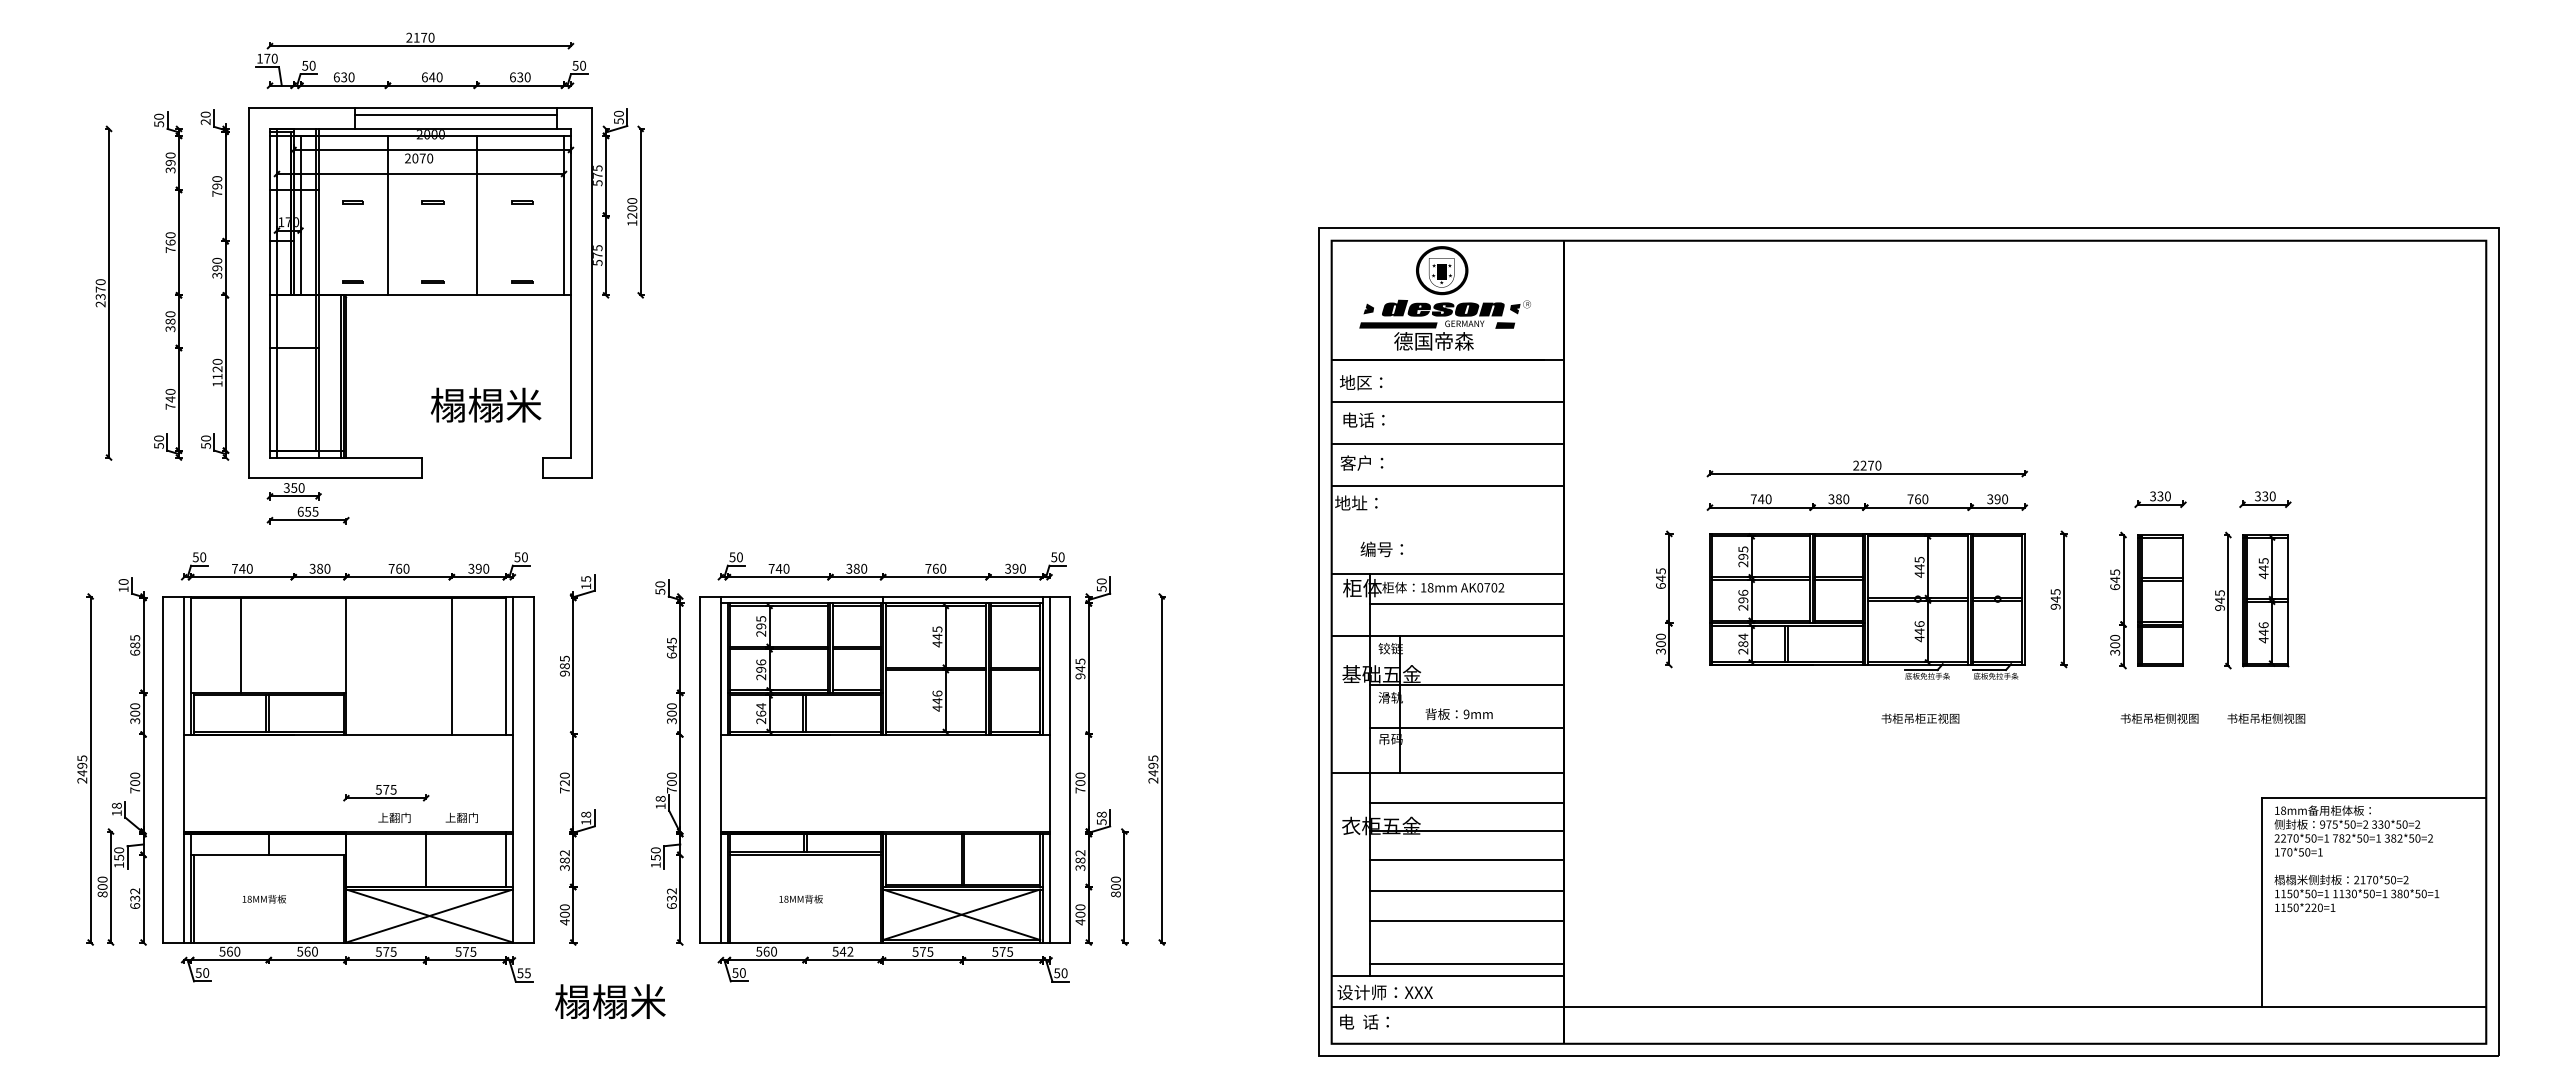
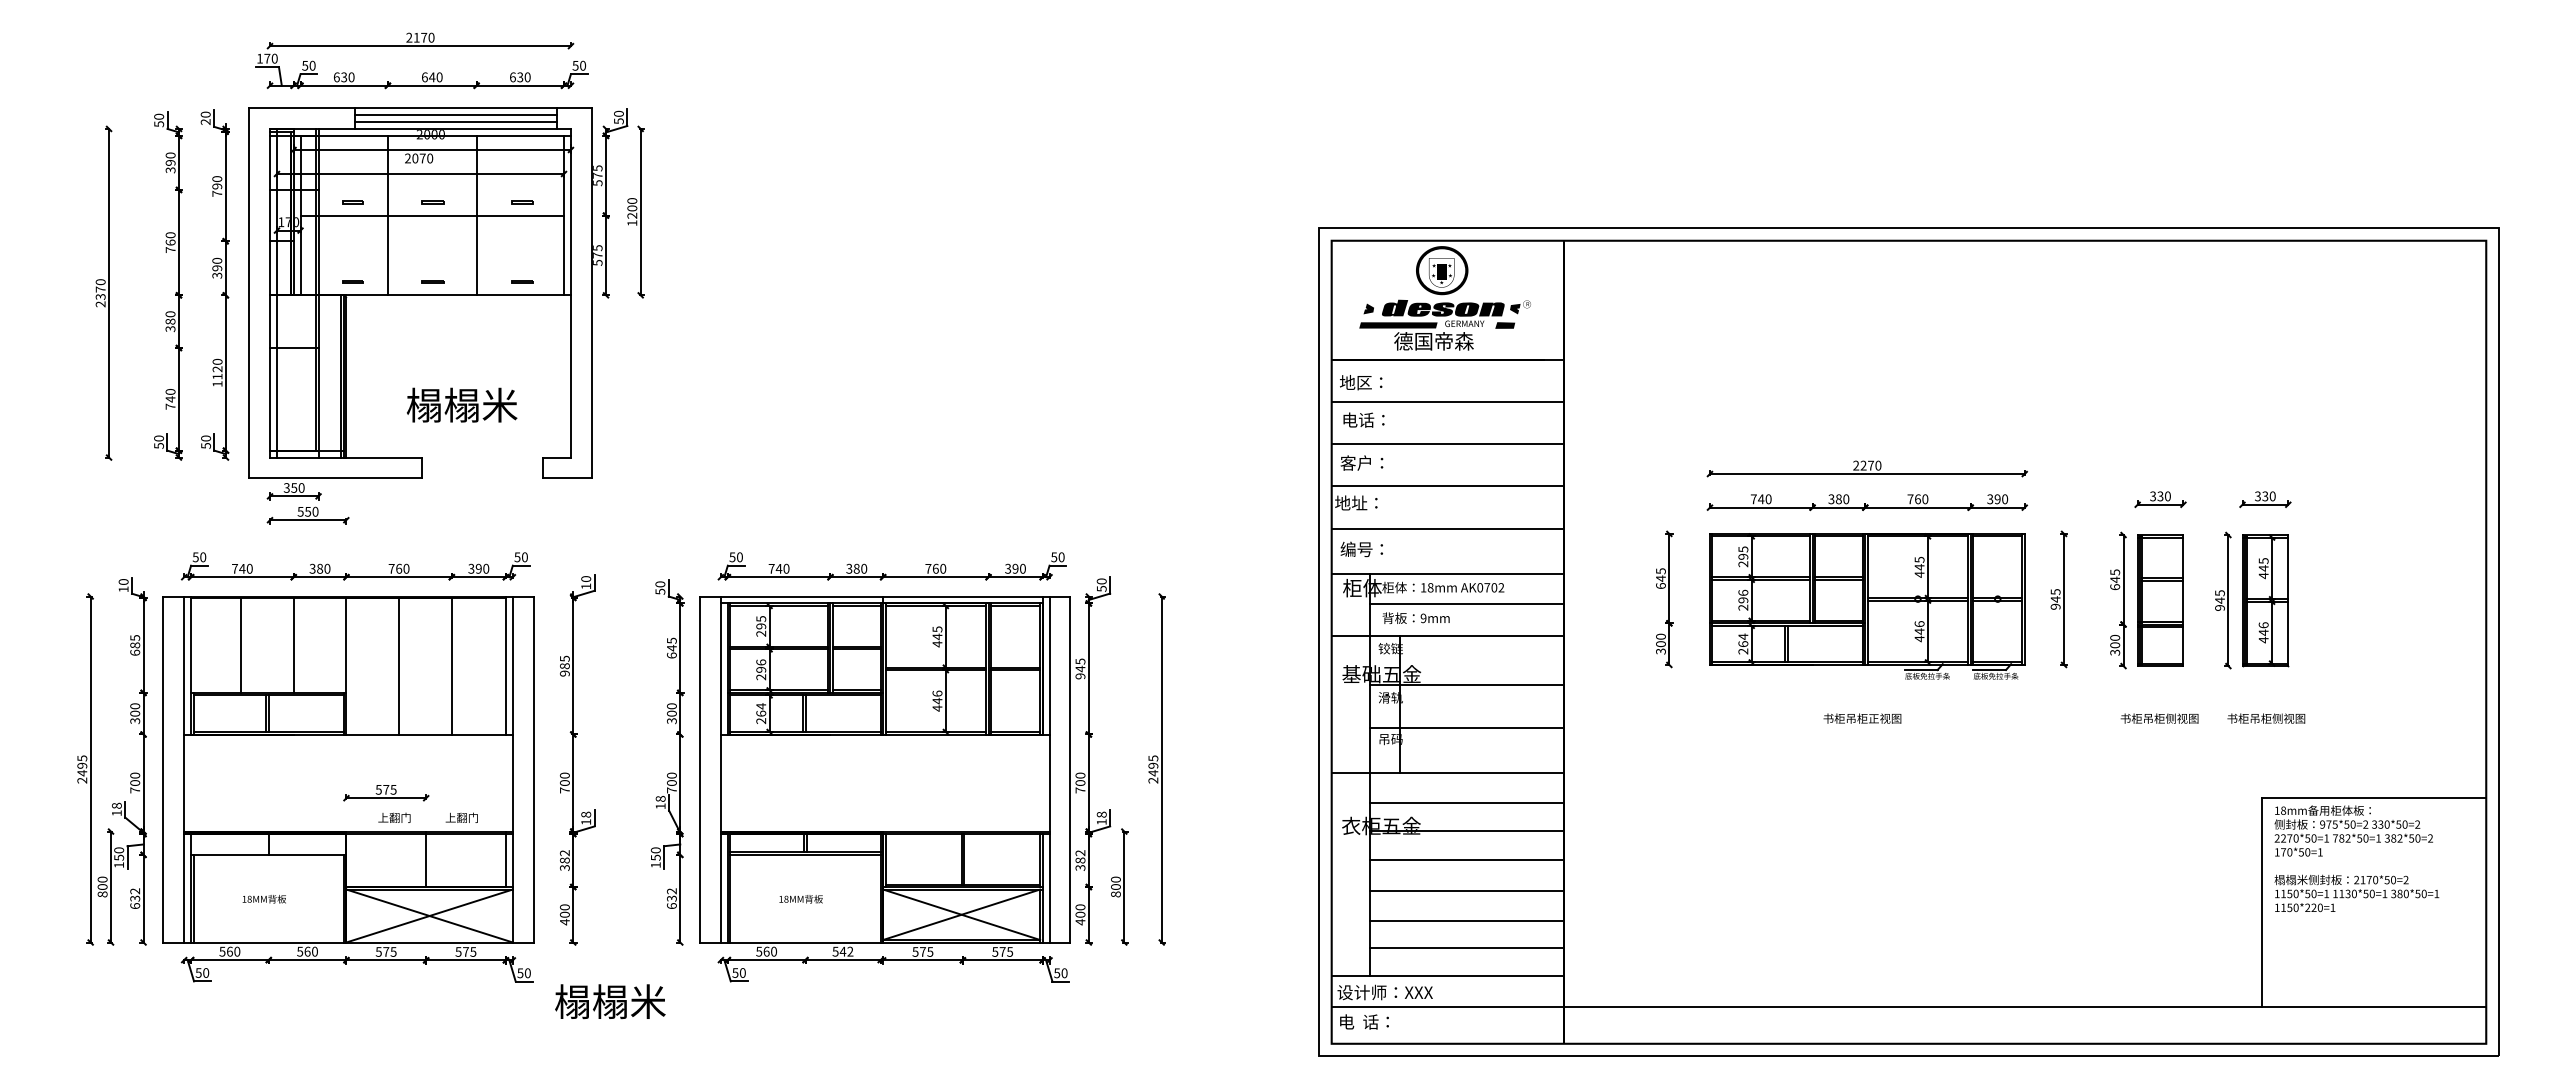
line: none -> present (456, 122)
line: none -> present (432, 215)
text position: (486, 404) -> (462, 404) (462, 404)
text: 655 -> 550 (307, 511)
line: none -> present (1447, 529)
text position: (1381, 549) -> (1361, 549) (1361, 549)
text: 15 -> 10 (586, 579)
line: none -> present (293, 644)
text: 284 -> 264 (1743, 644)
line: none -> present (399, 665)
text position: (1458, 713) -> (1415, 617) (1415, 617)
text position: (1920, 718) -> (1862, 718) (1862, 718)
text: 720 -> 700 (564, 783)
text: 58 -> 18 (1101, 822)
line position: (1466, 964) -> (1466, 948) (1466, 948)
text: 55 -> 50 (527, 973)
